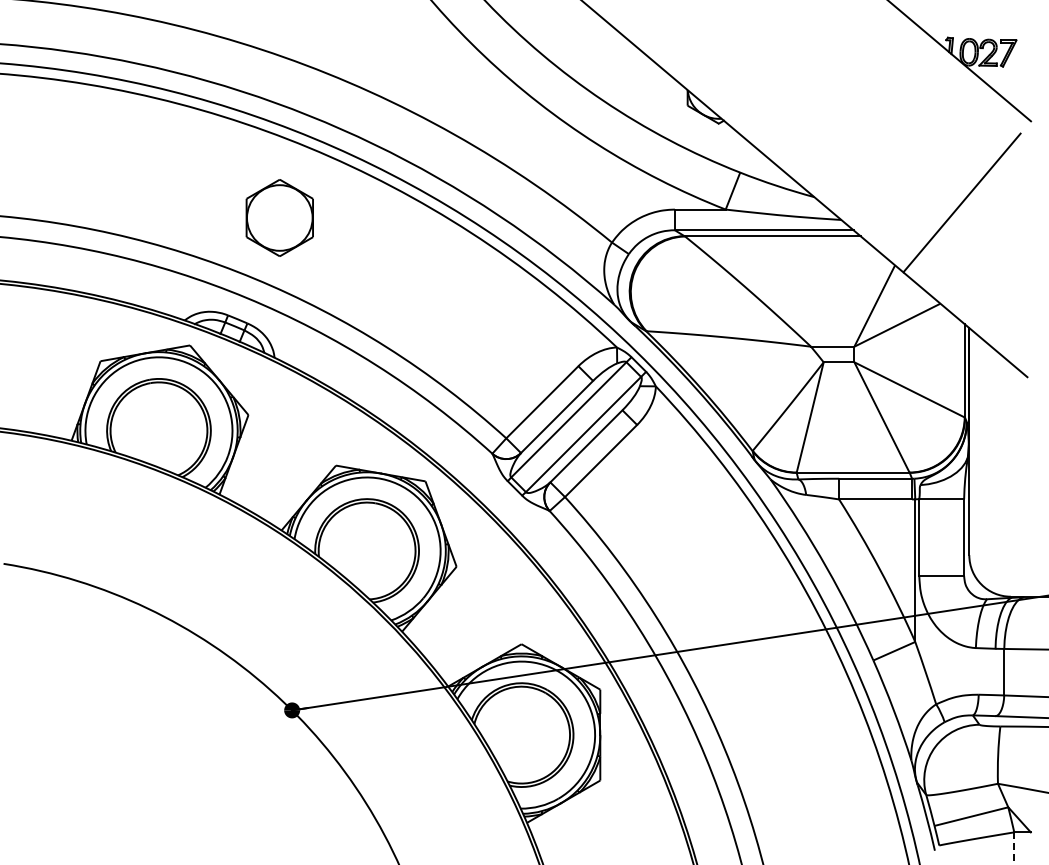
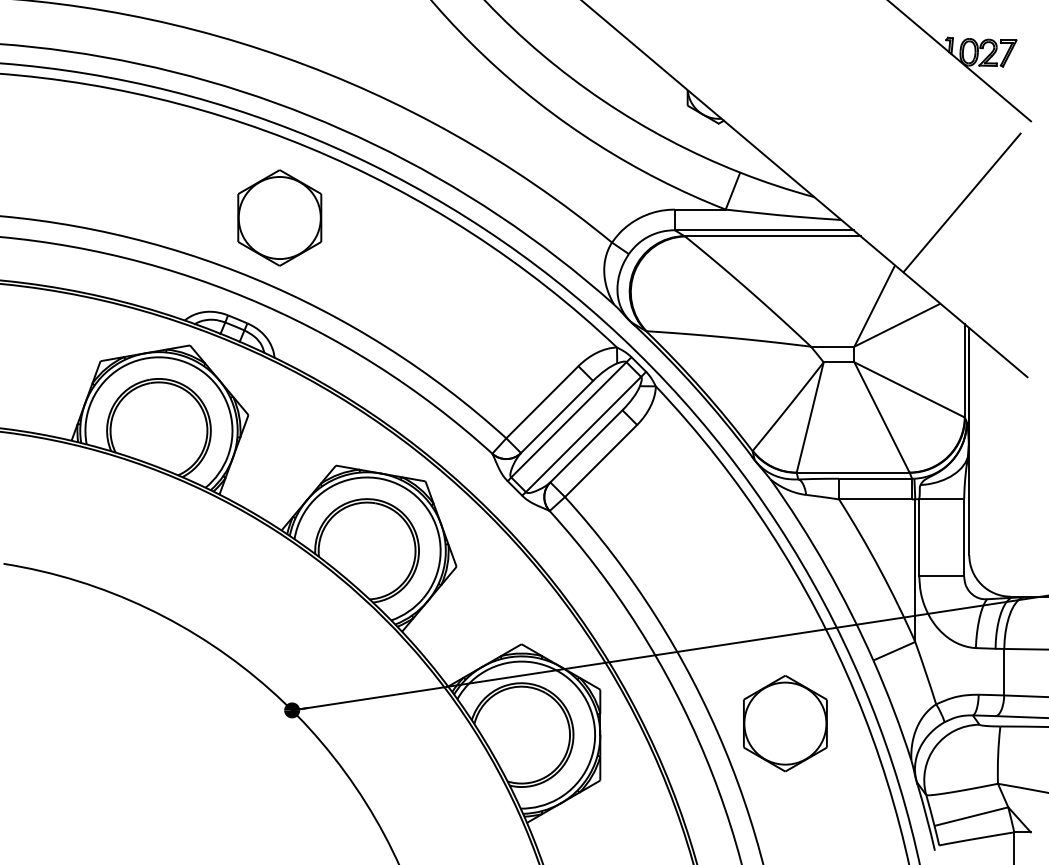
part size: 69x78 px -> 86x98 px (279, 217)
part: none -> present (785, 723)
line: dashed -> solid (1014, 849)
